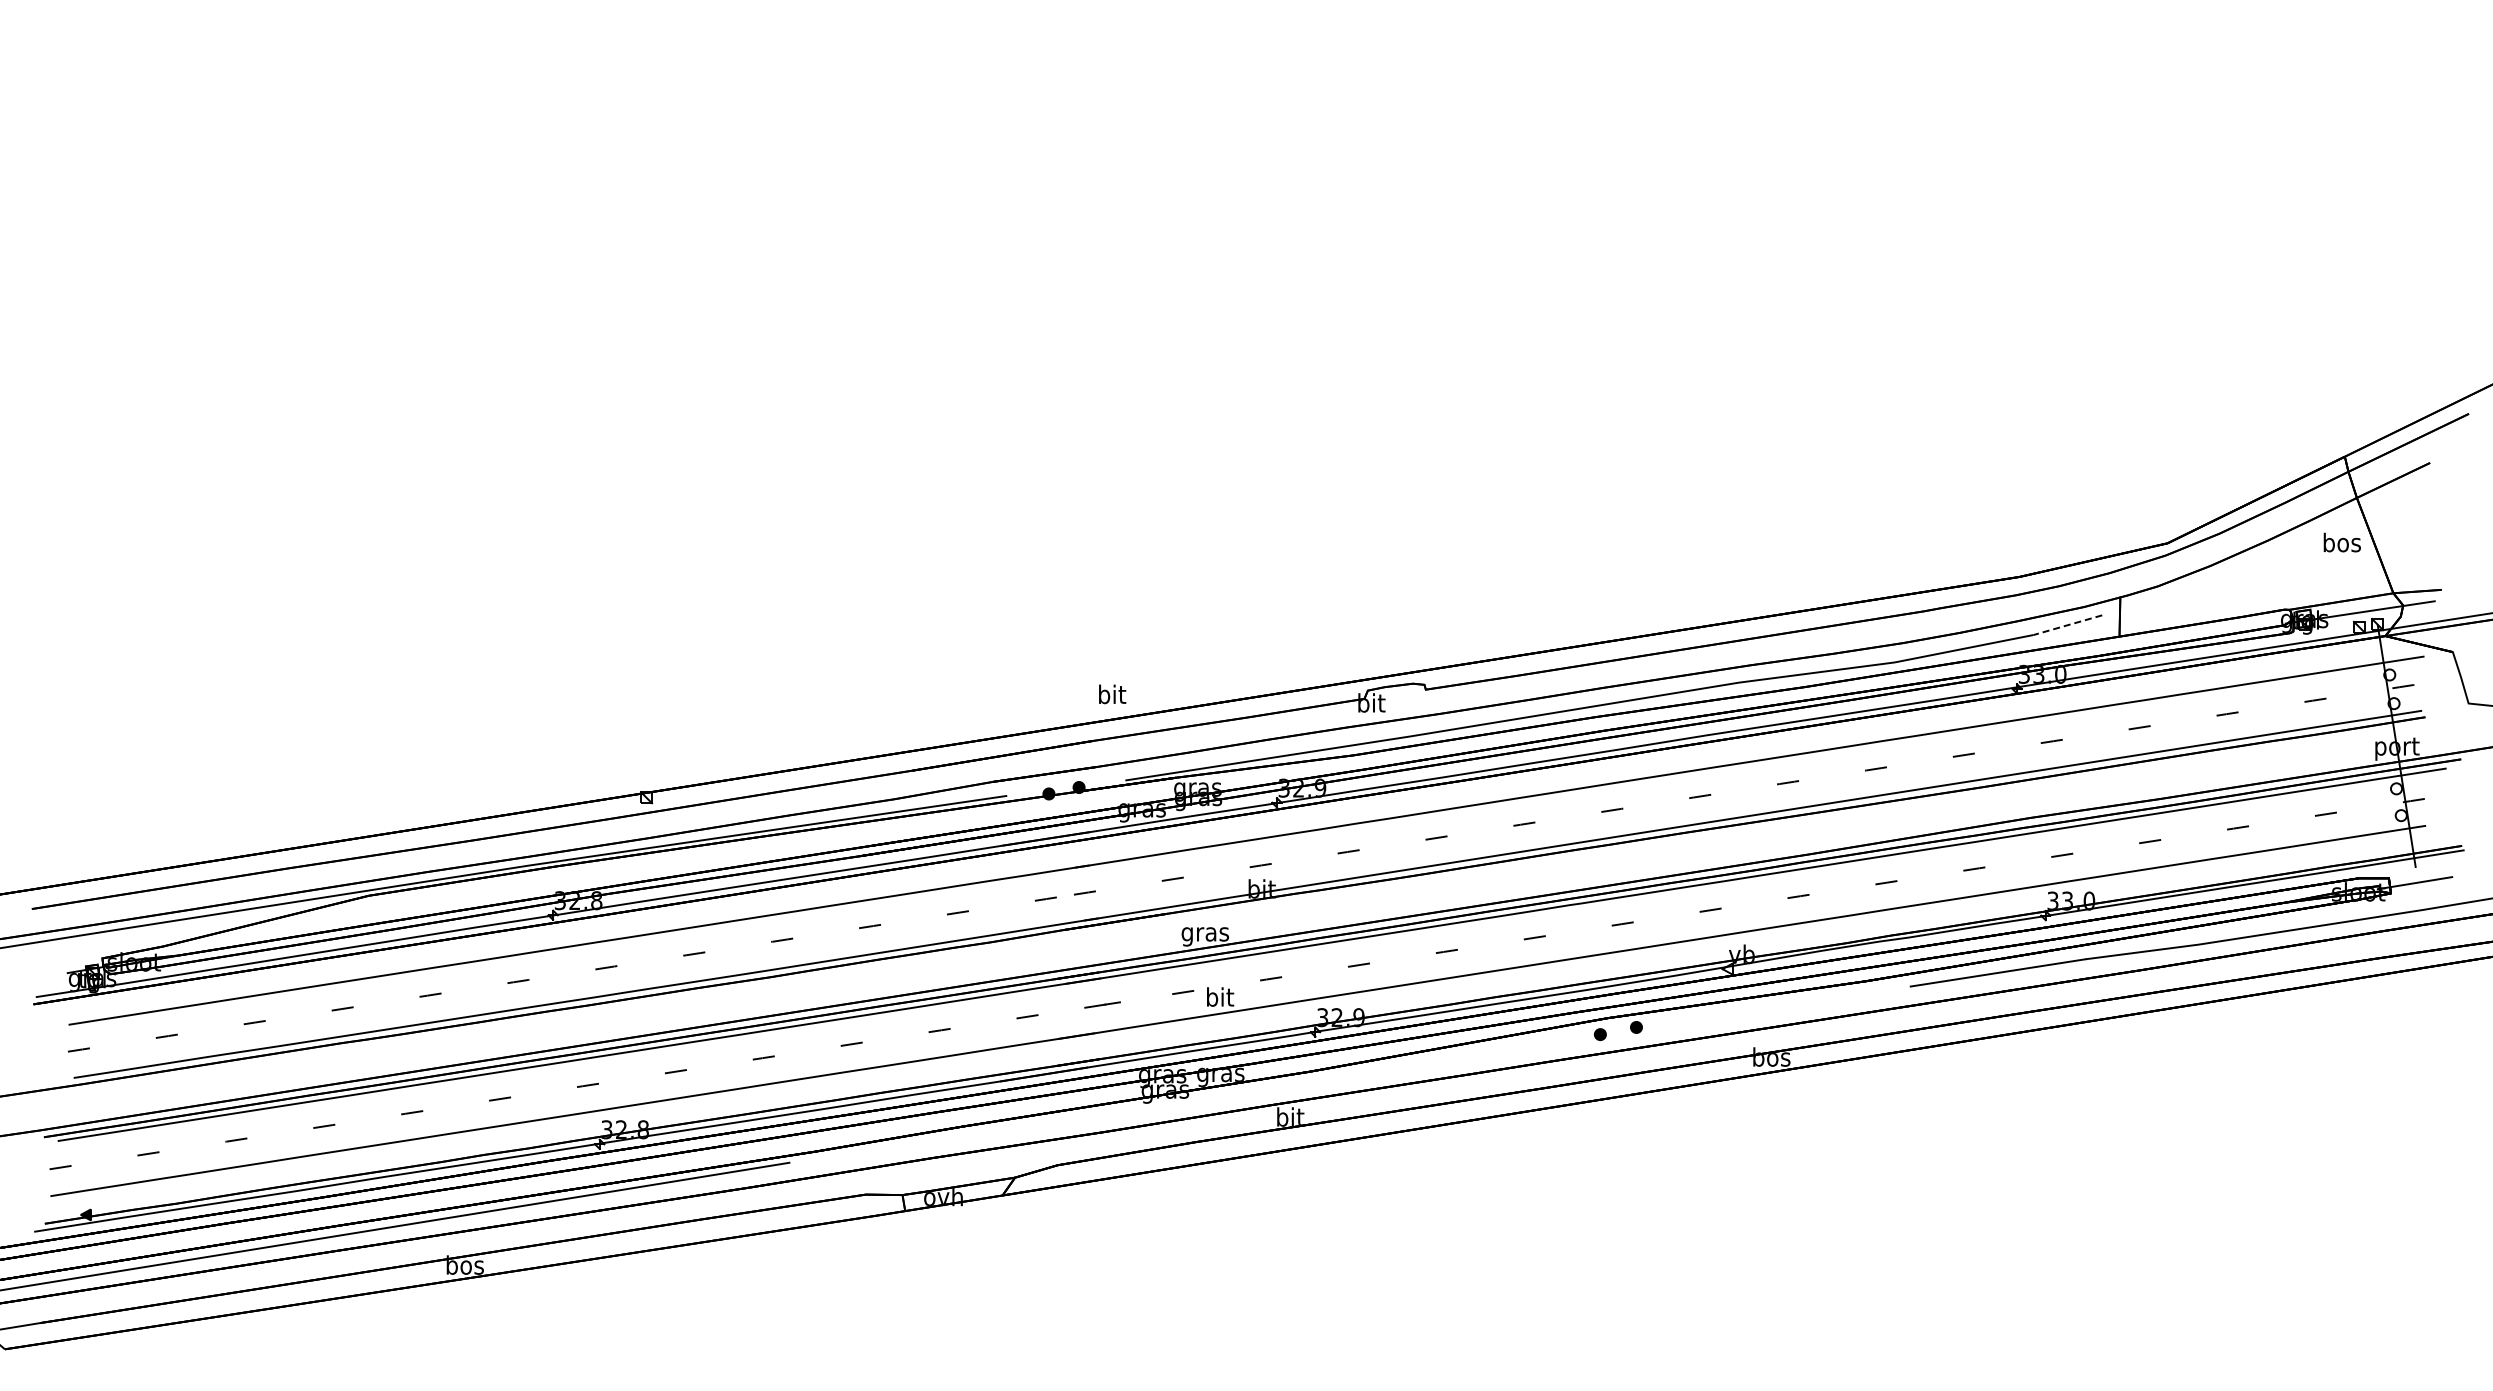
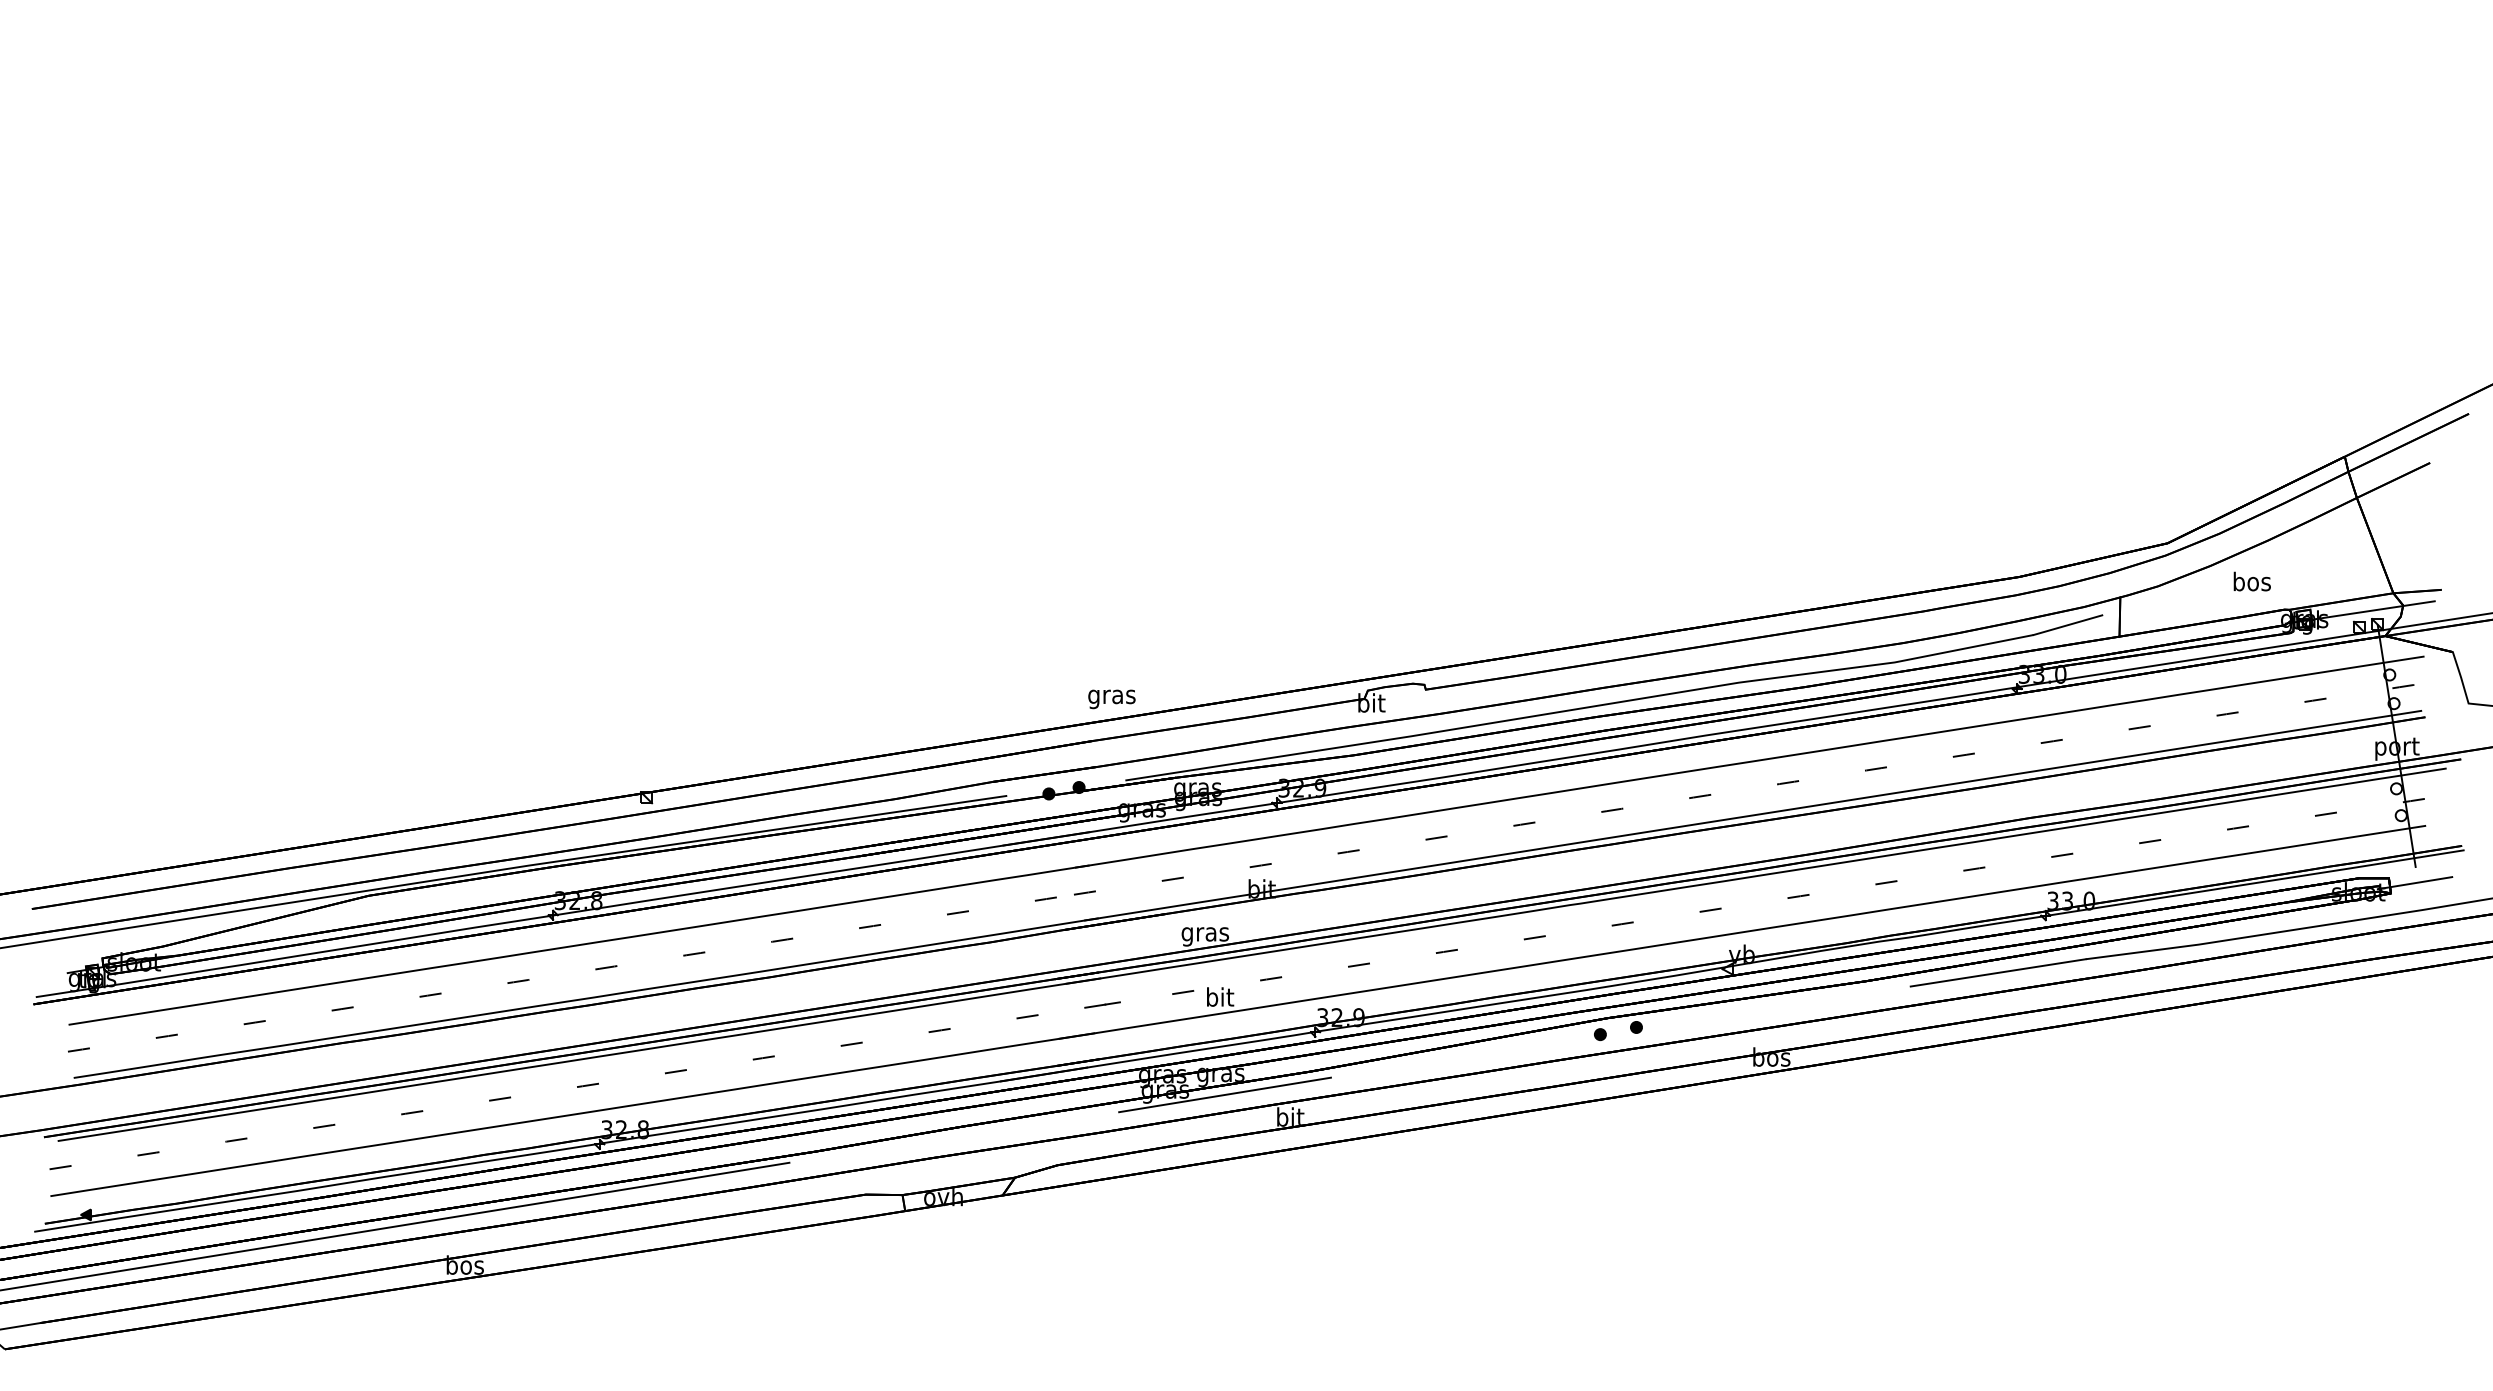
text position: (2341, 542) -> (2251, 581) (2251, 581)
line: dashed -> solid (2067, 625)
text: bit -> gras (1111, 696)
line: none -> present (1224, 1094)
